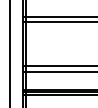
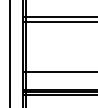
line: present -> none (58, 66)
